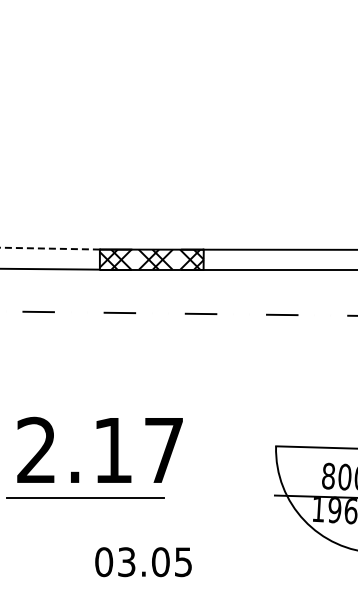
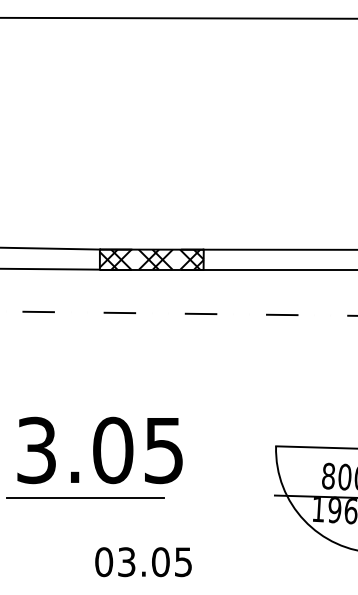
line: none -> present (178, 17)
line: dashed -> solid (50, 248)
text: 2.17 -> 3.05 (99, 450)
